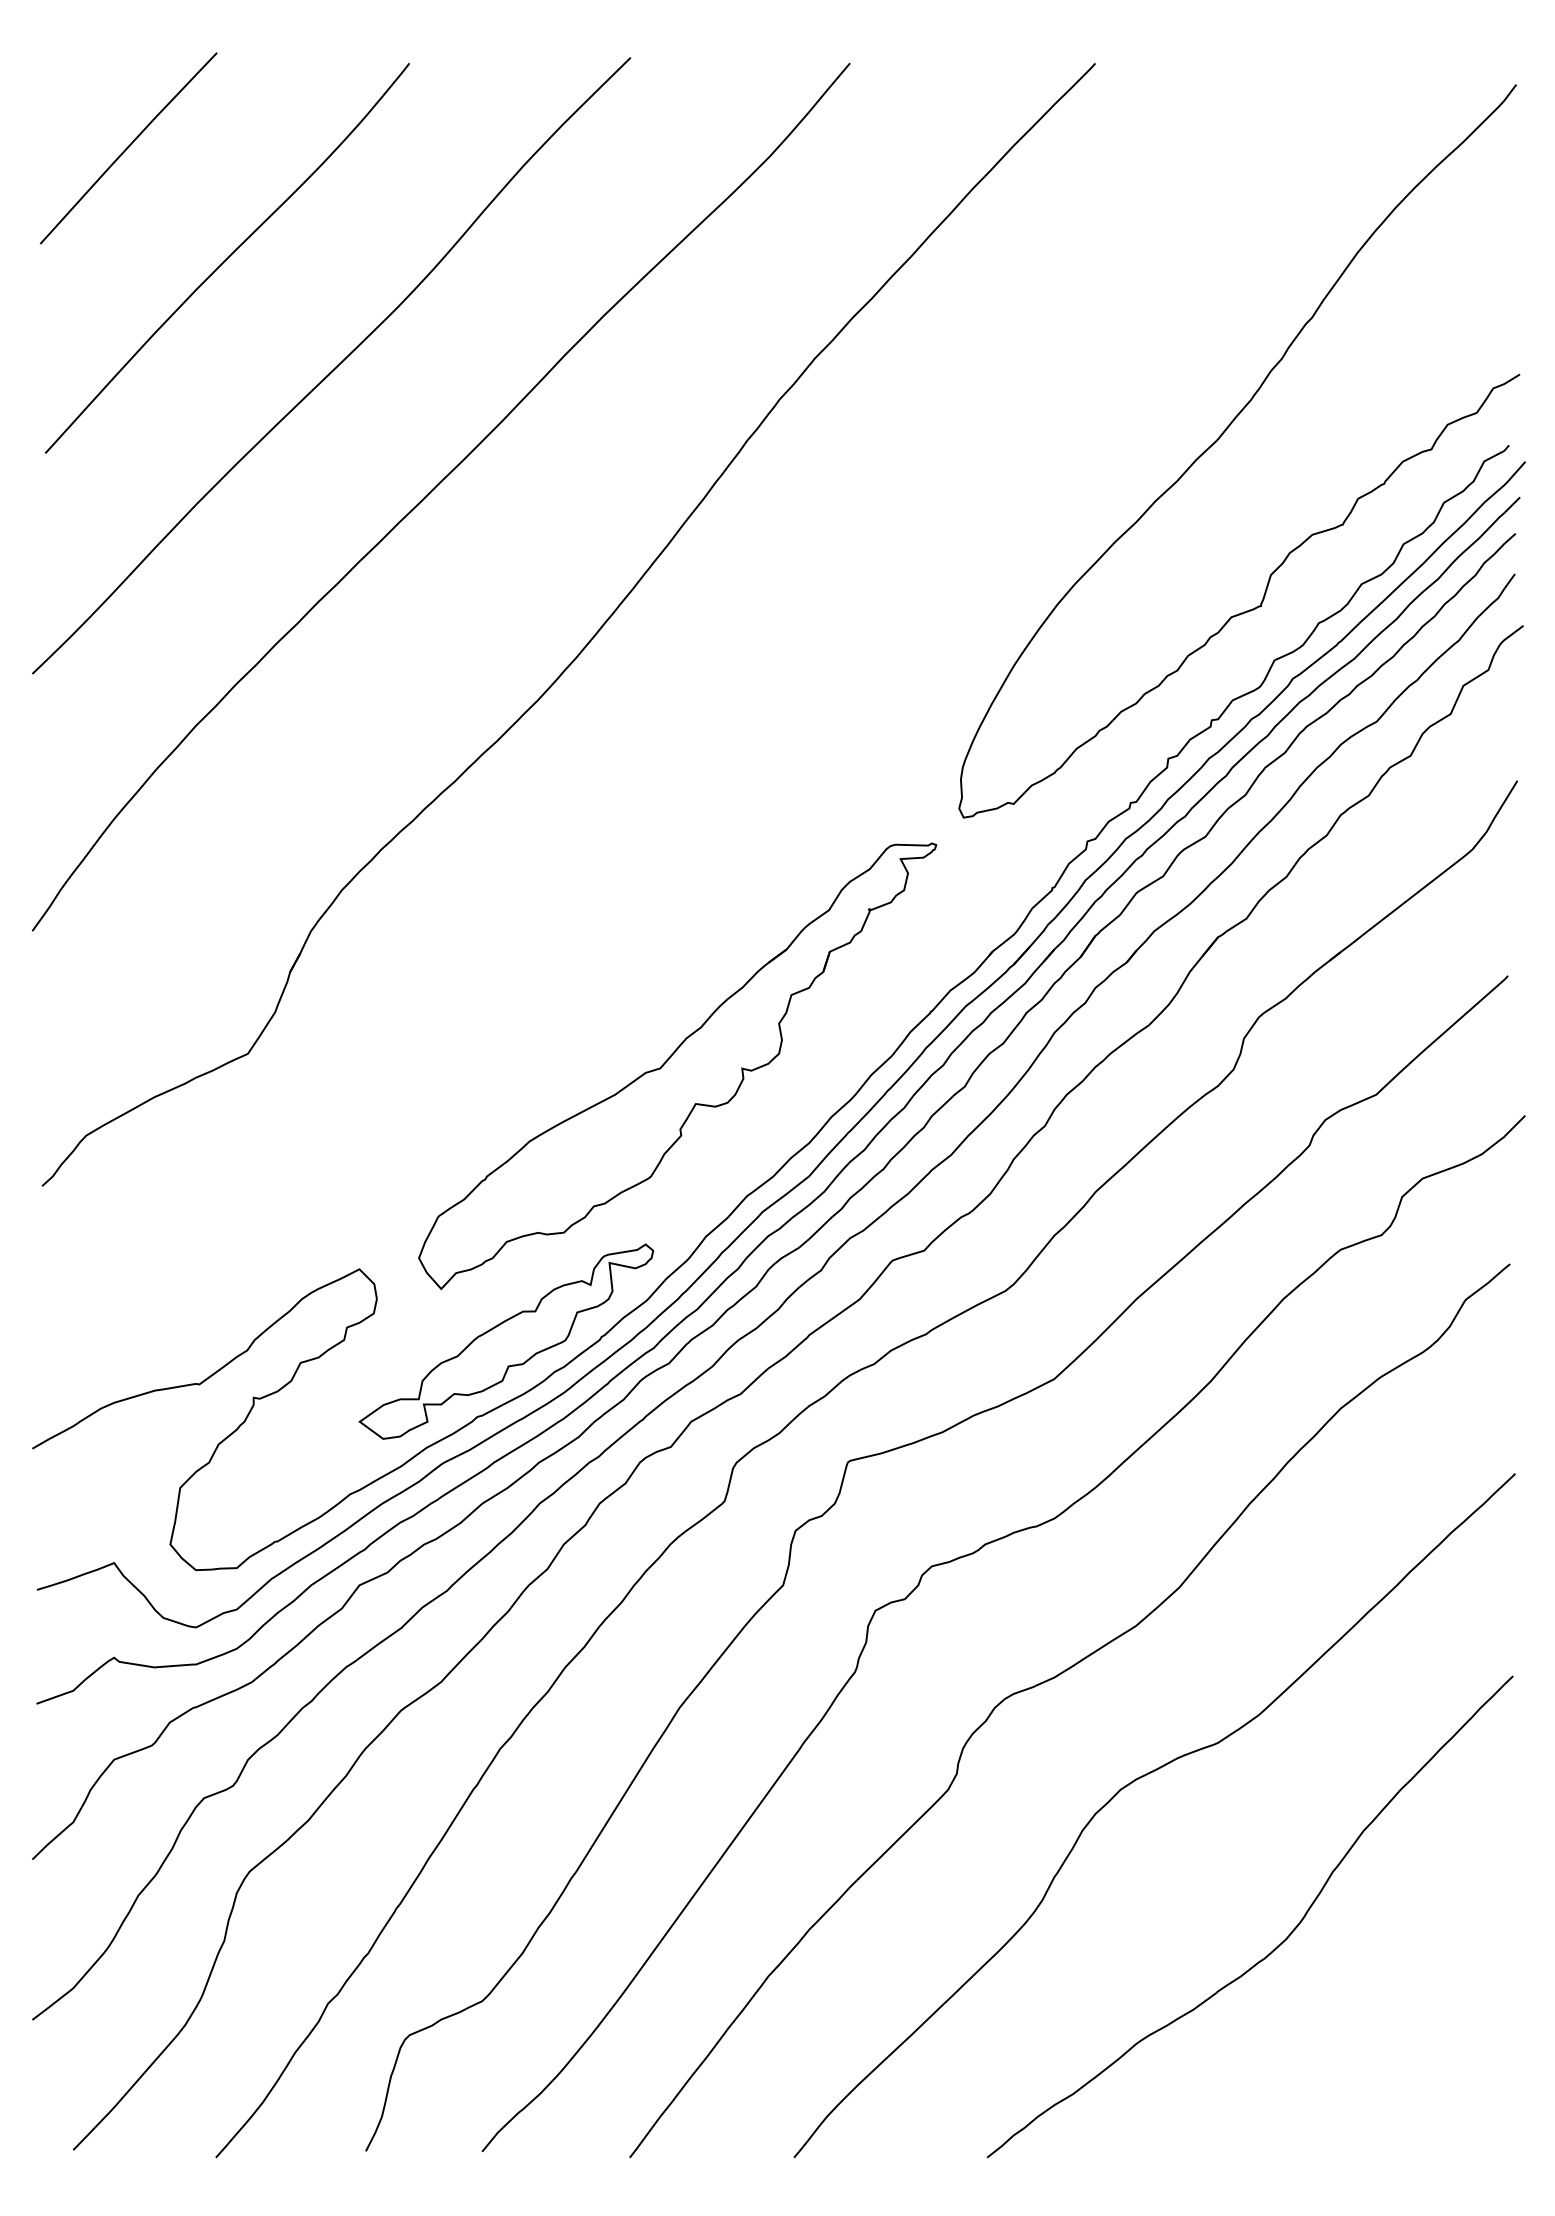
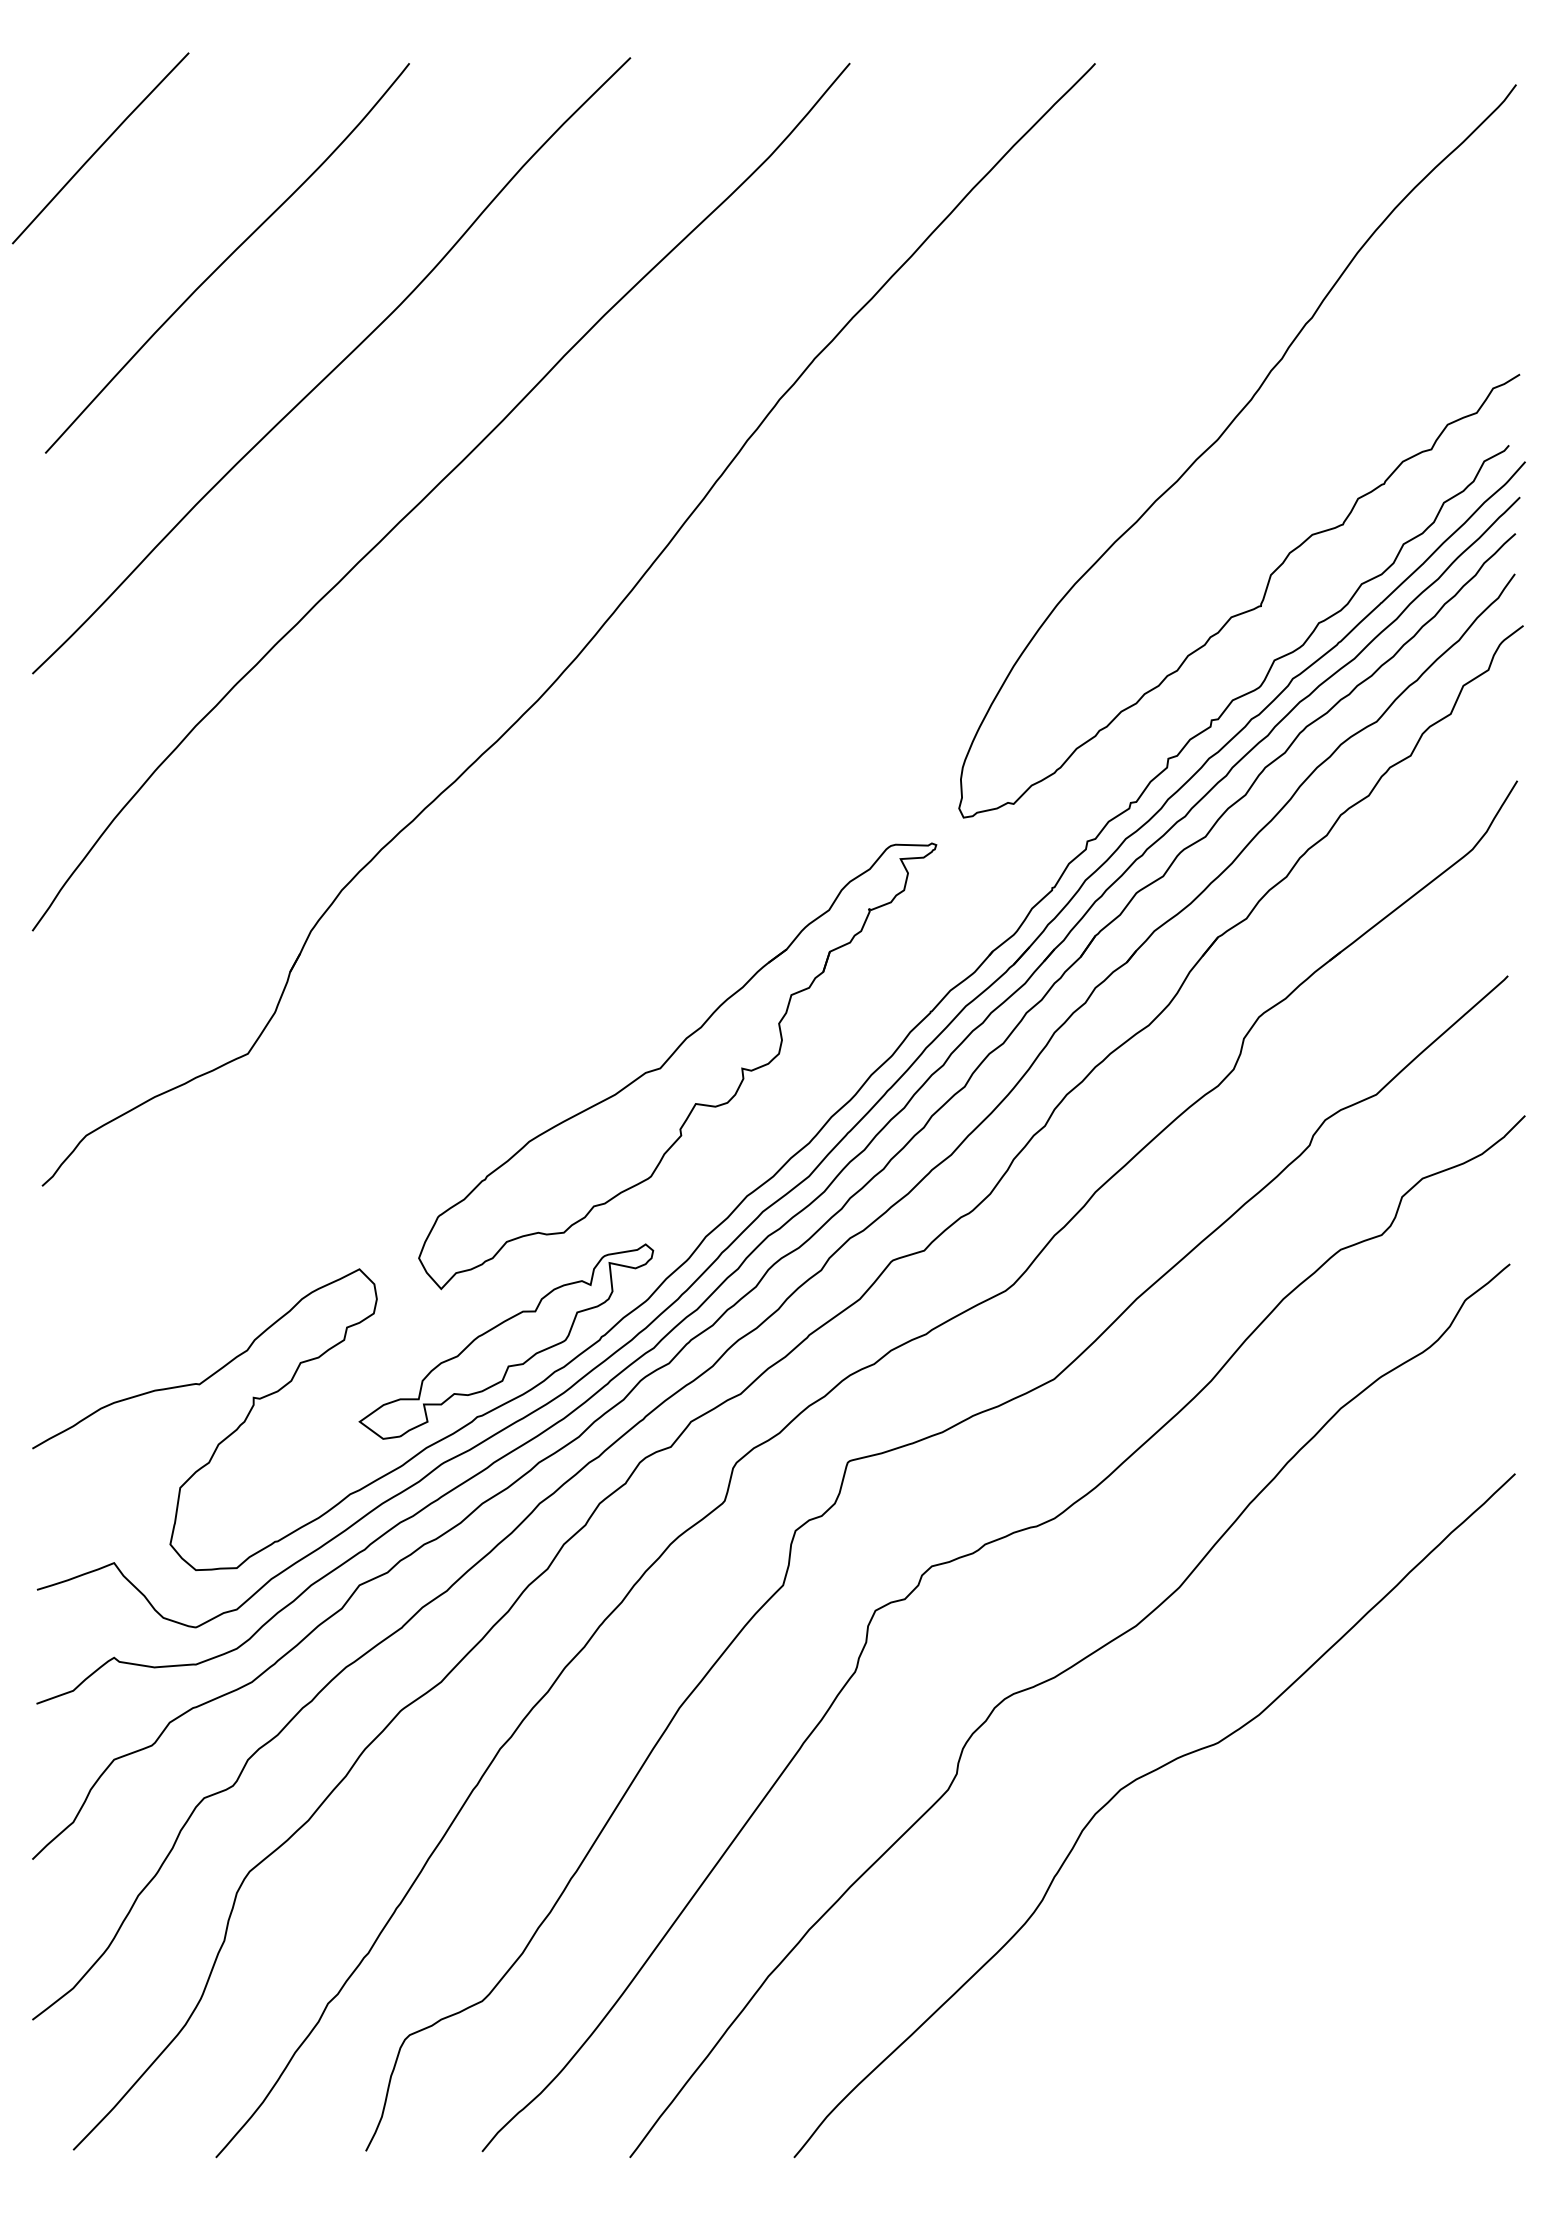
curve position: (128, 148) -> (100, 148) (100, 148)
curve: present -> none (1277, 1945)
